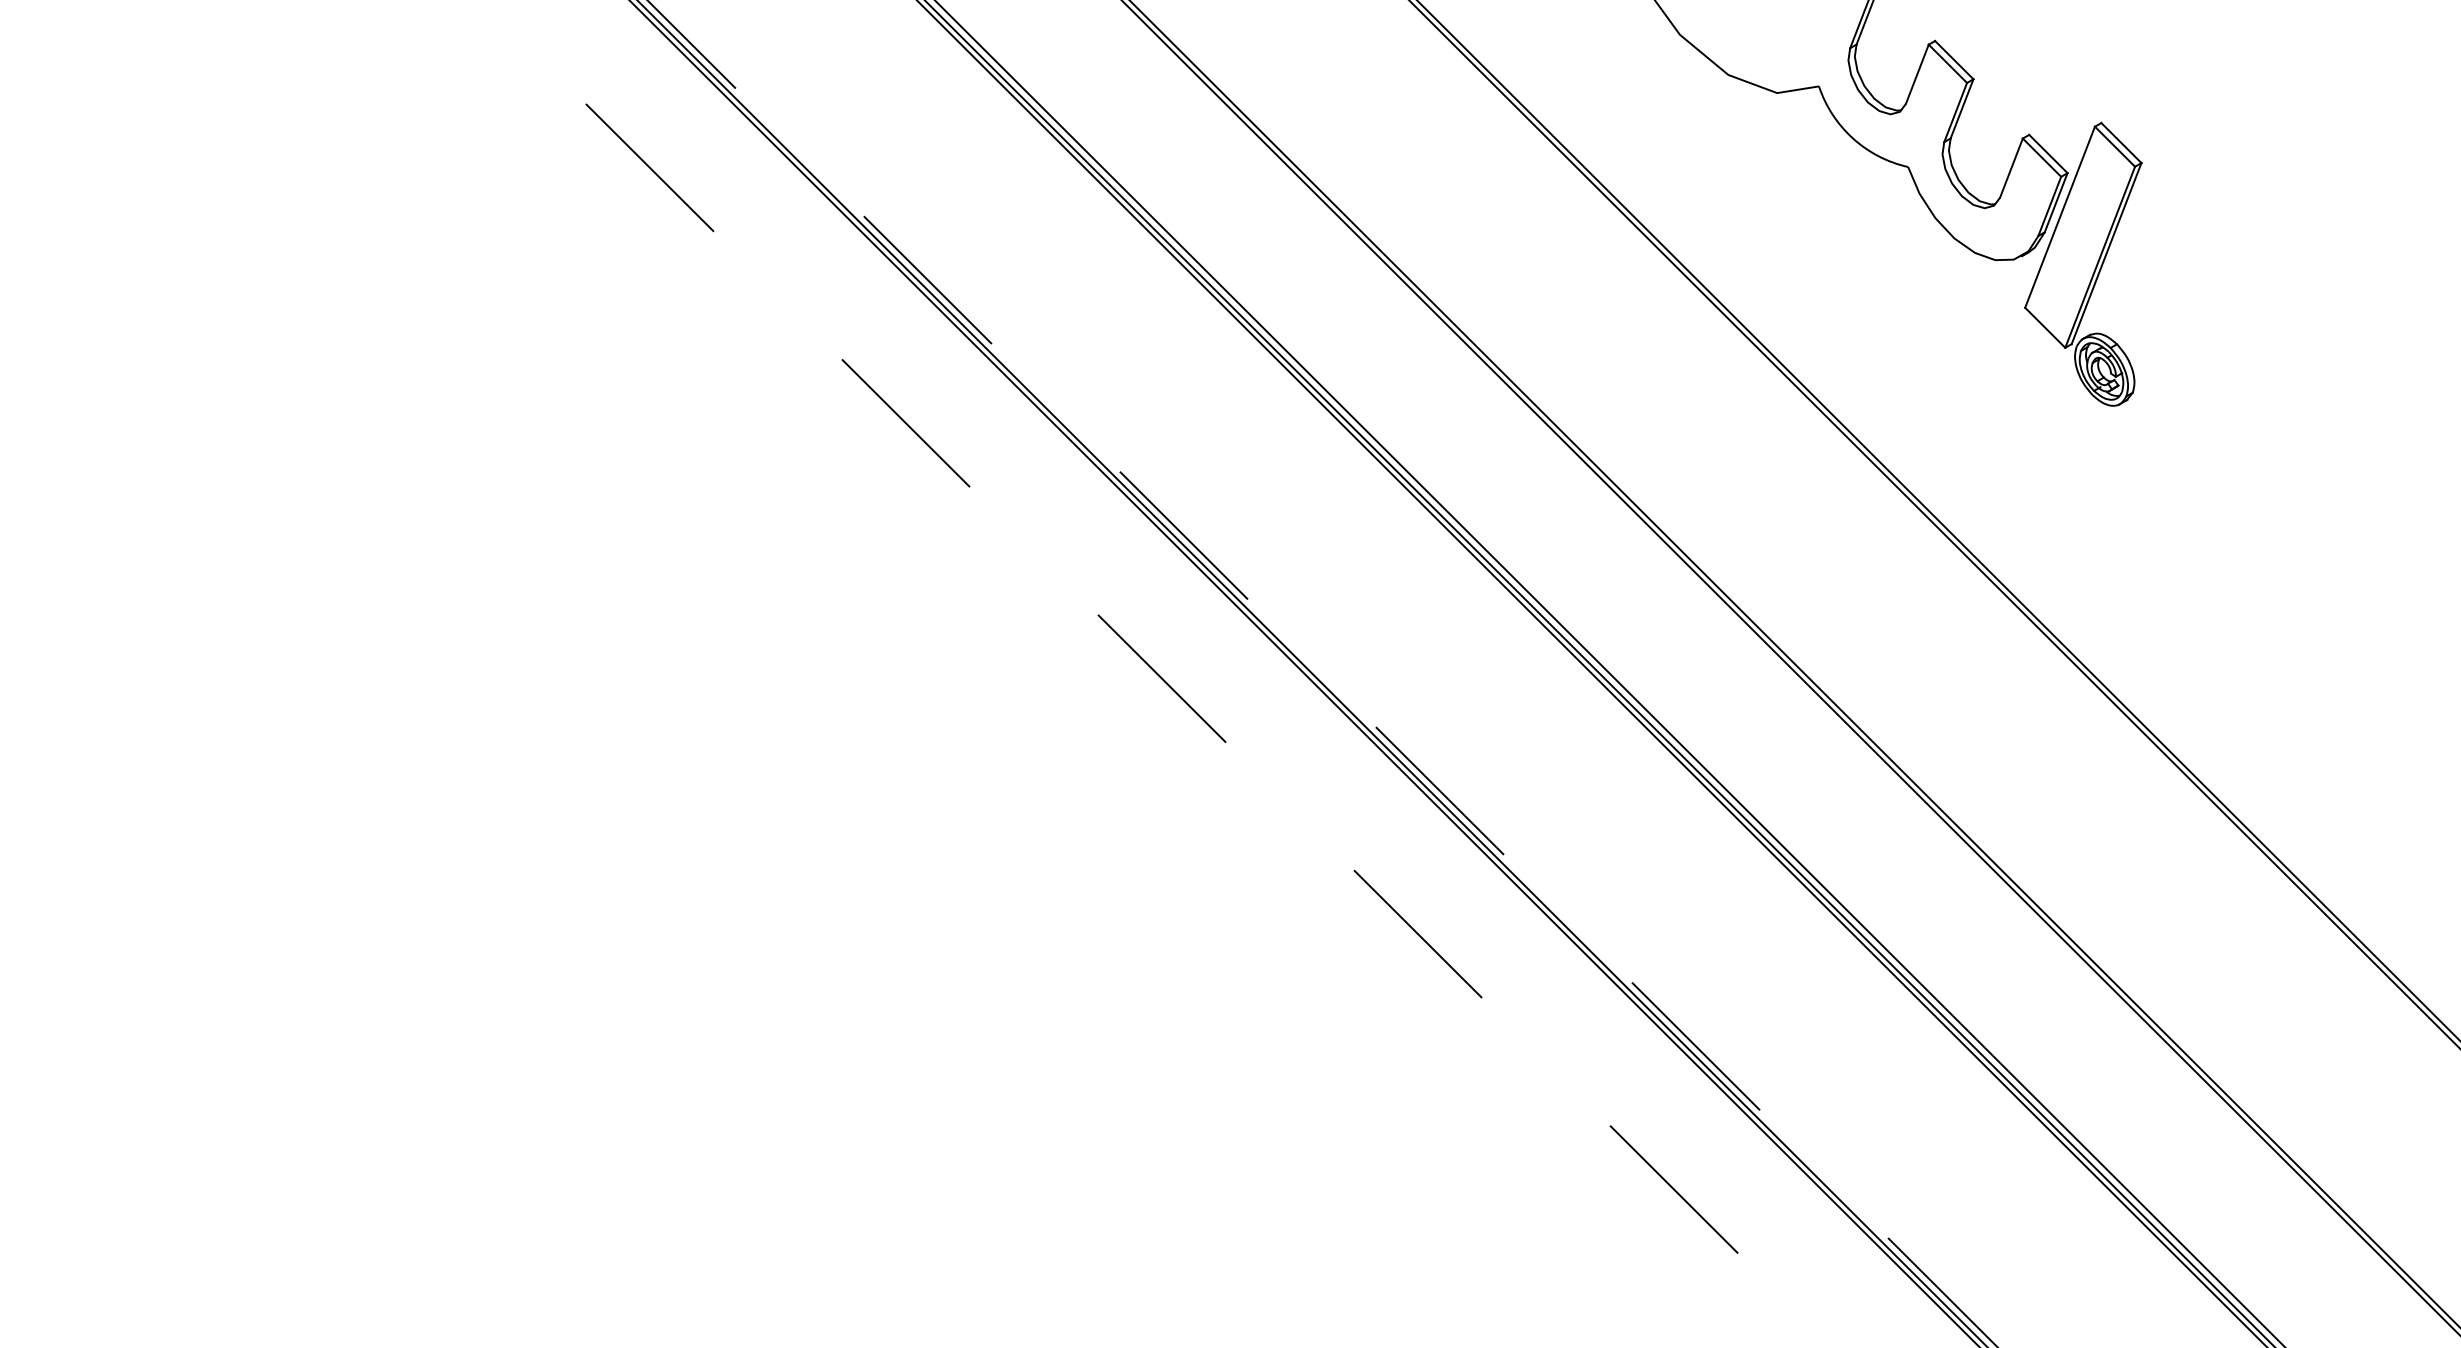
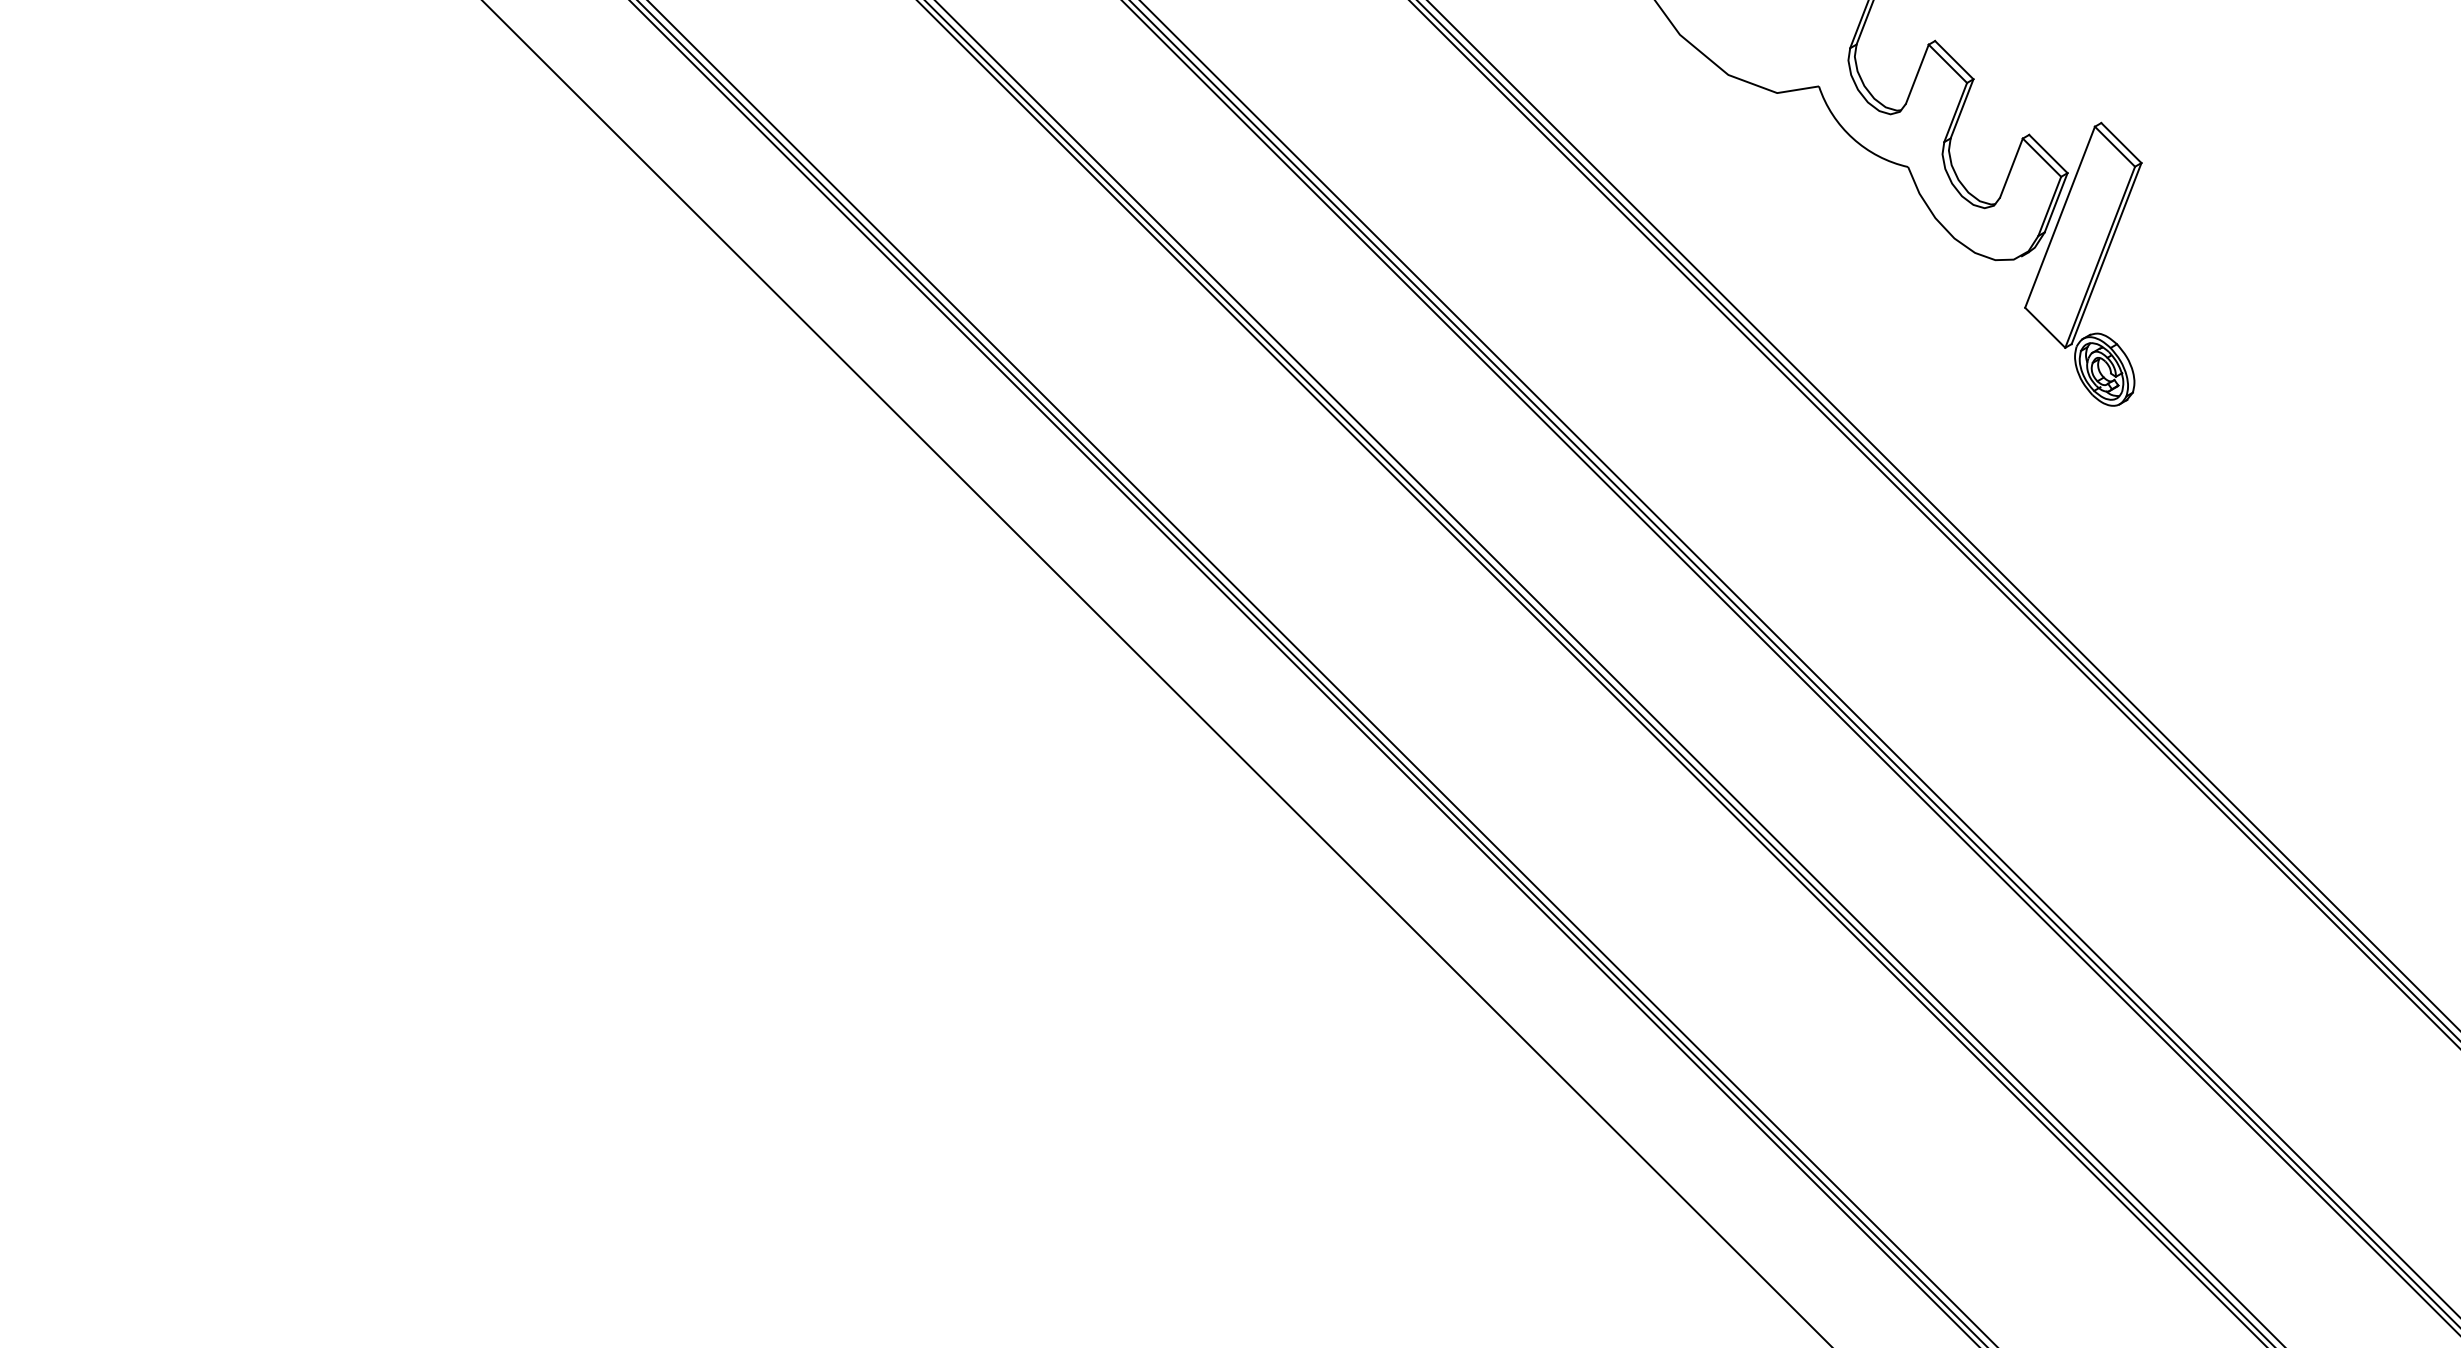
line: none -> present (1943, 515)
line: none -> present (1799, 658)
line: dashed -> solid (1322, 673)
line: dashed -> solid (1157, 674)
